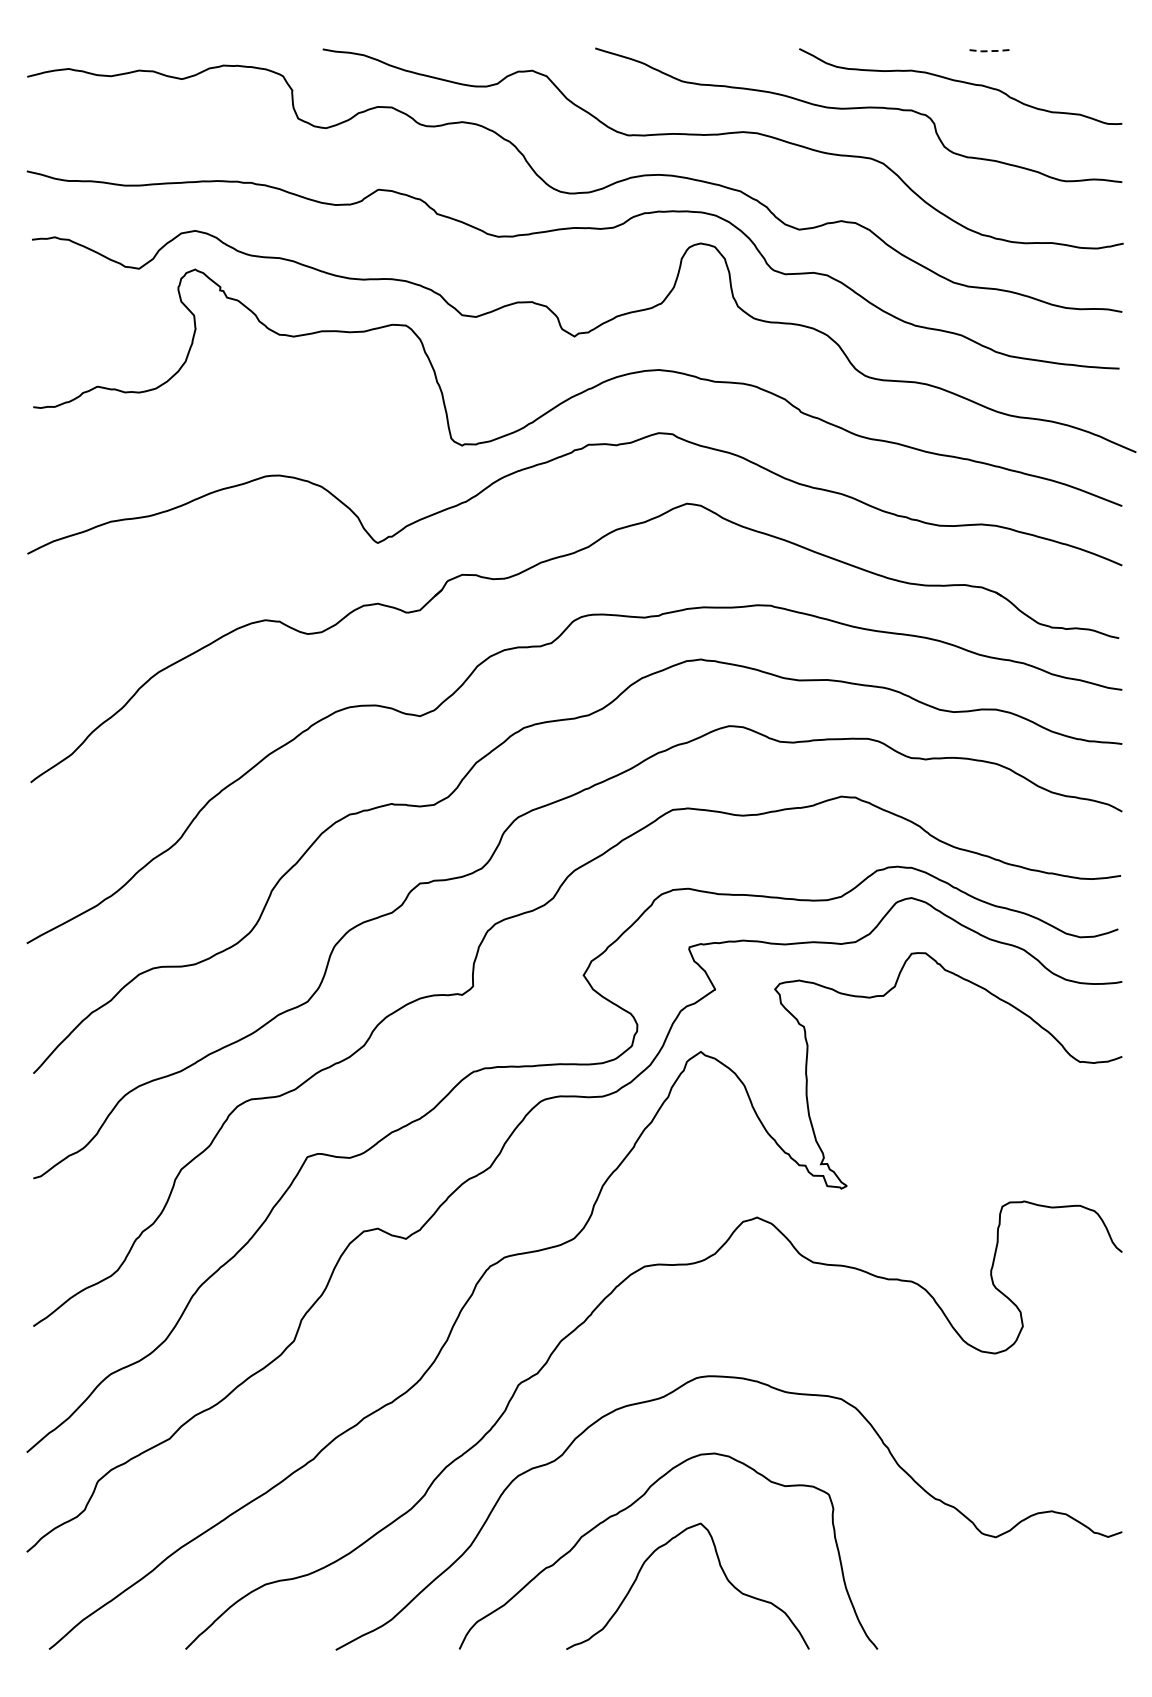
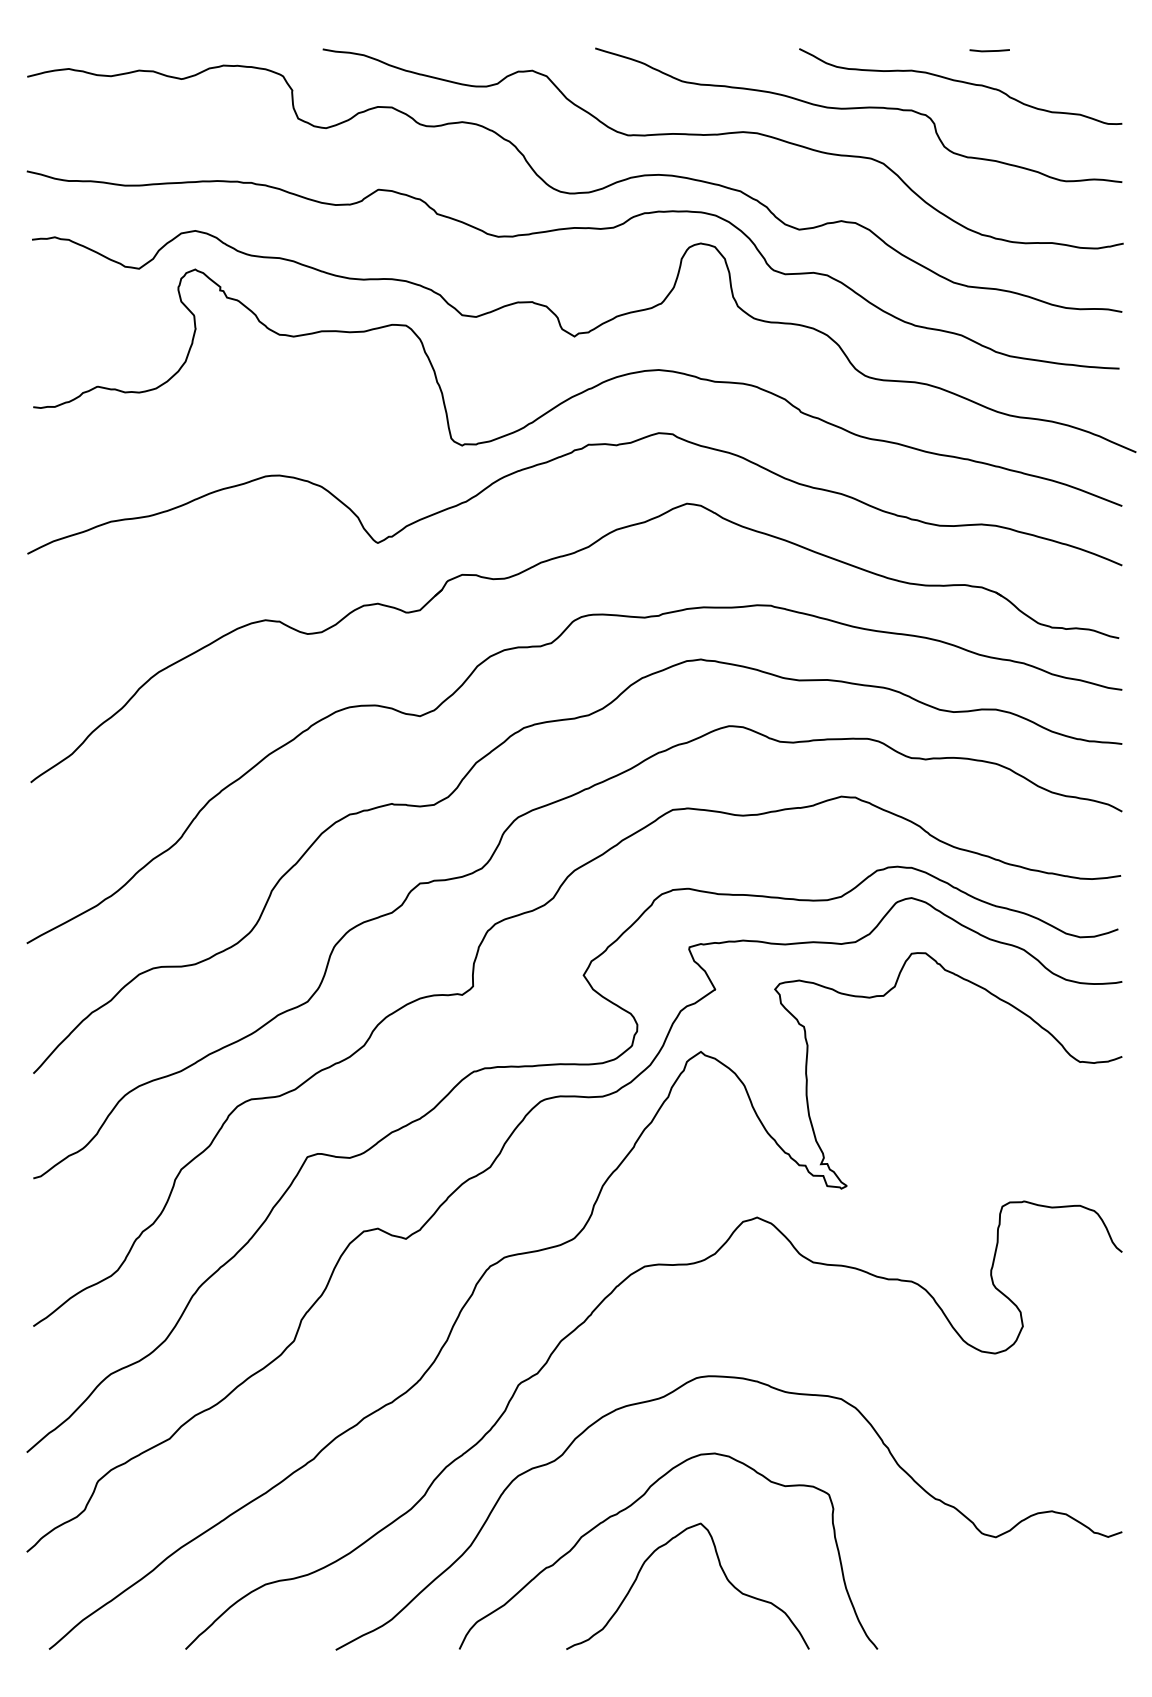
line: dashed -> solid (989, 51)
